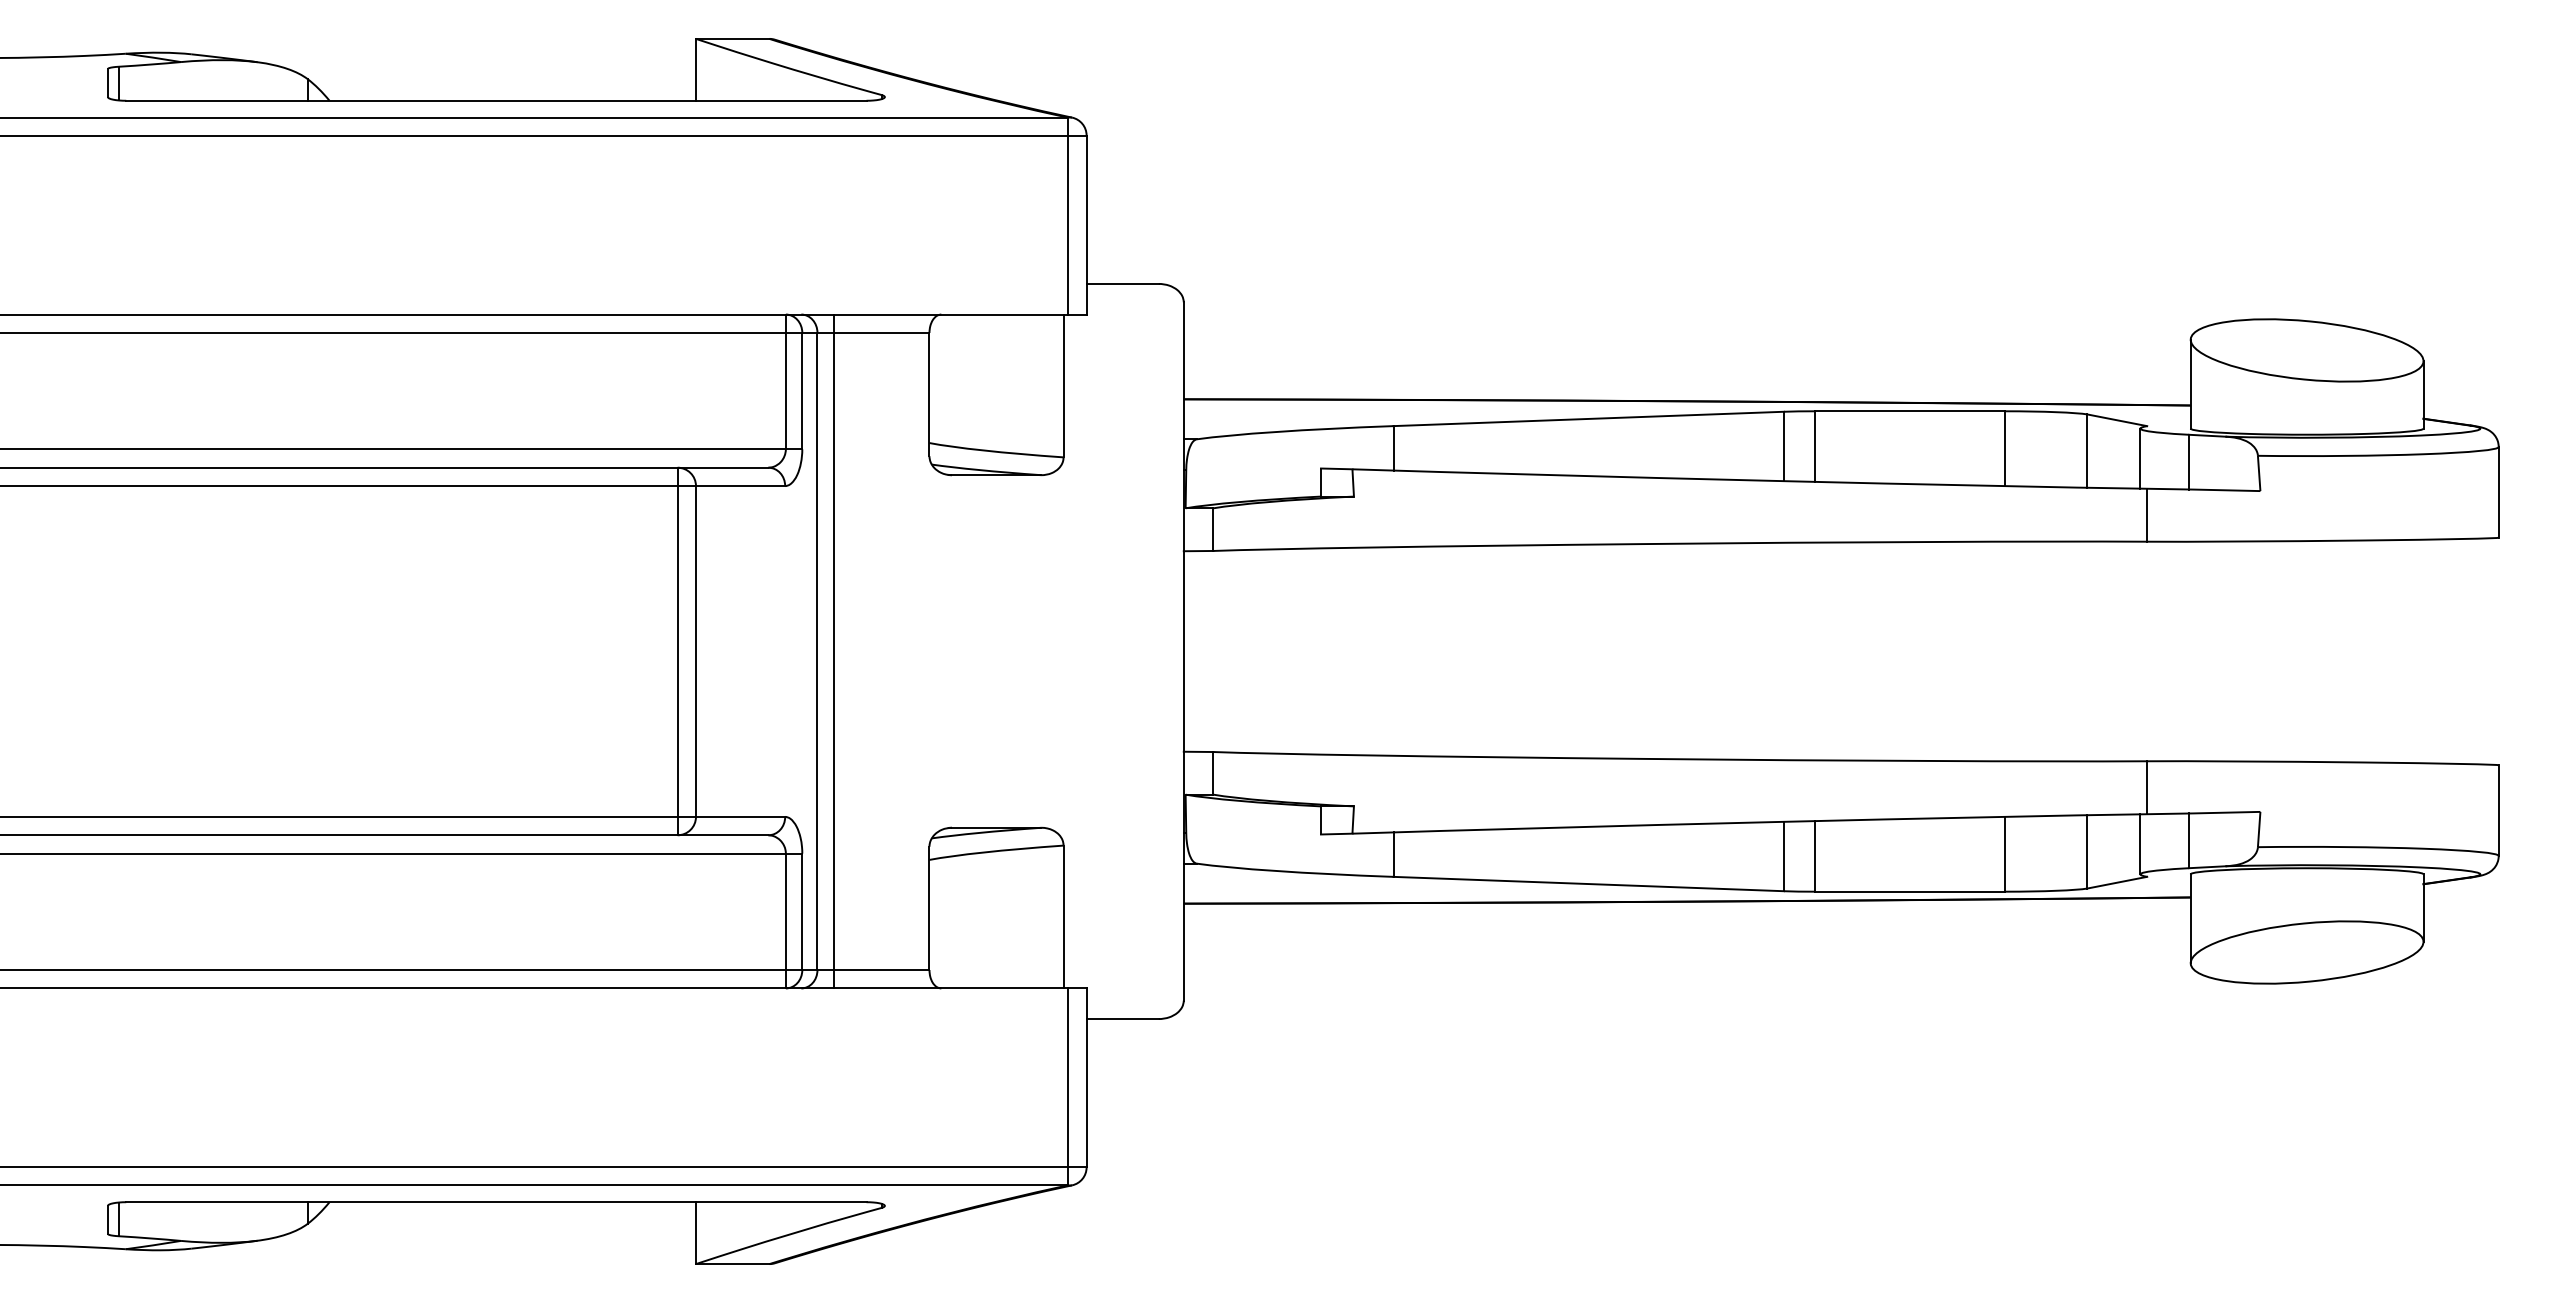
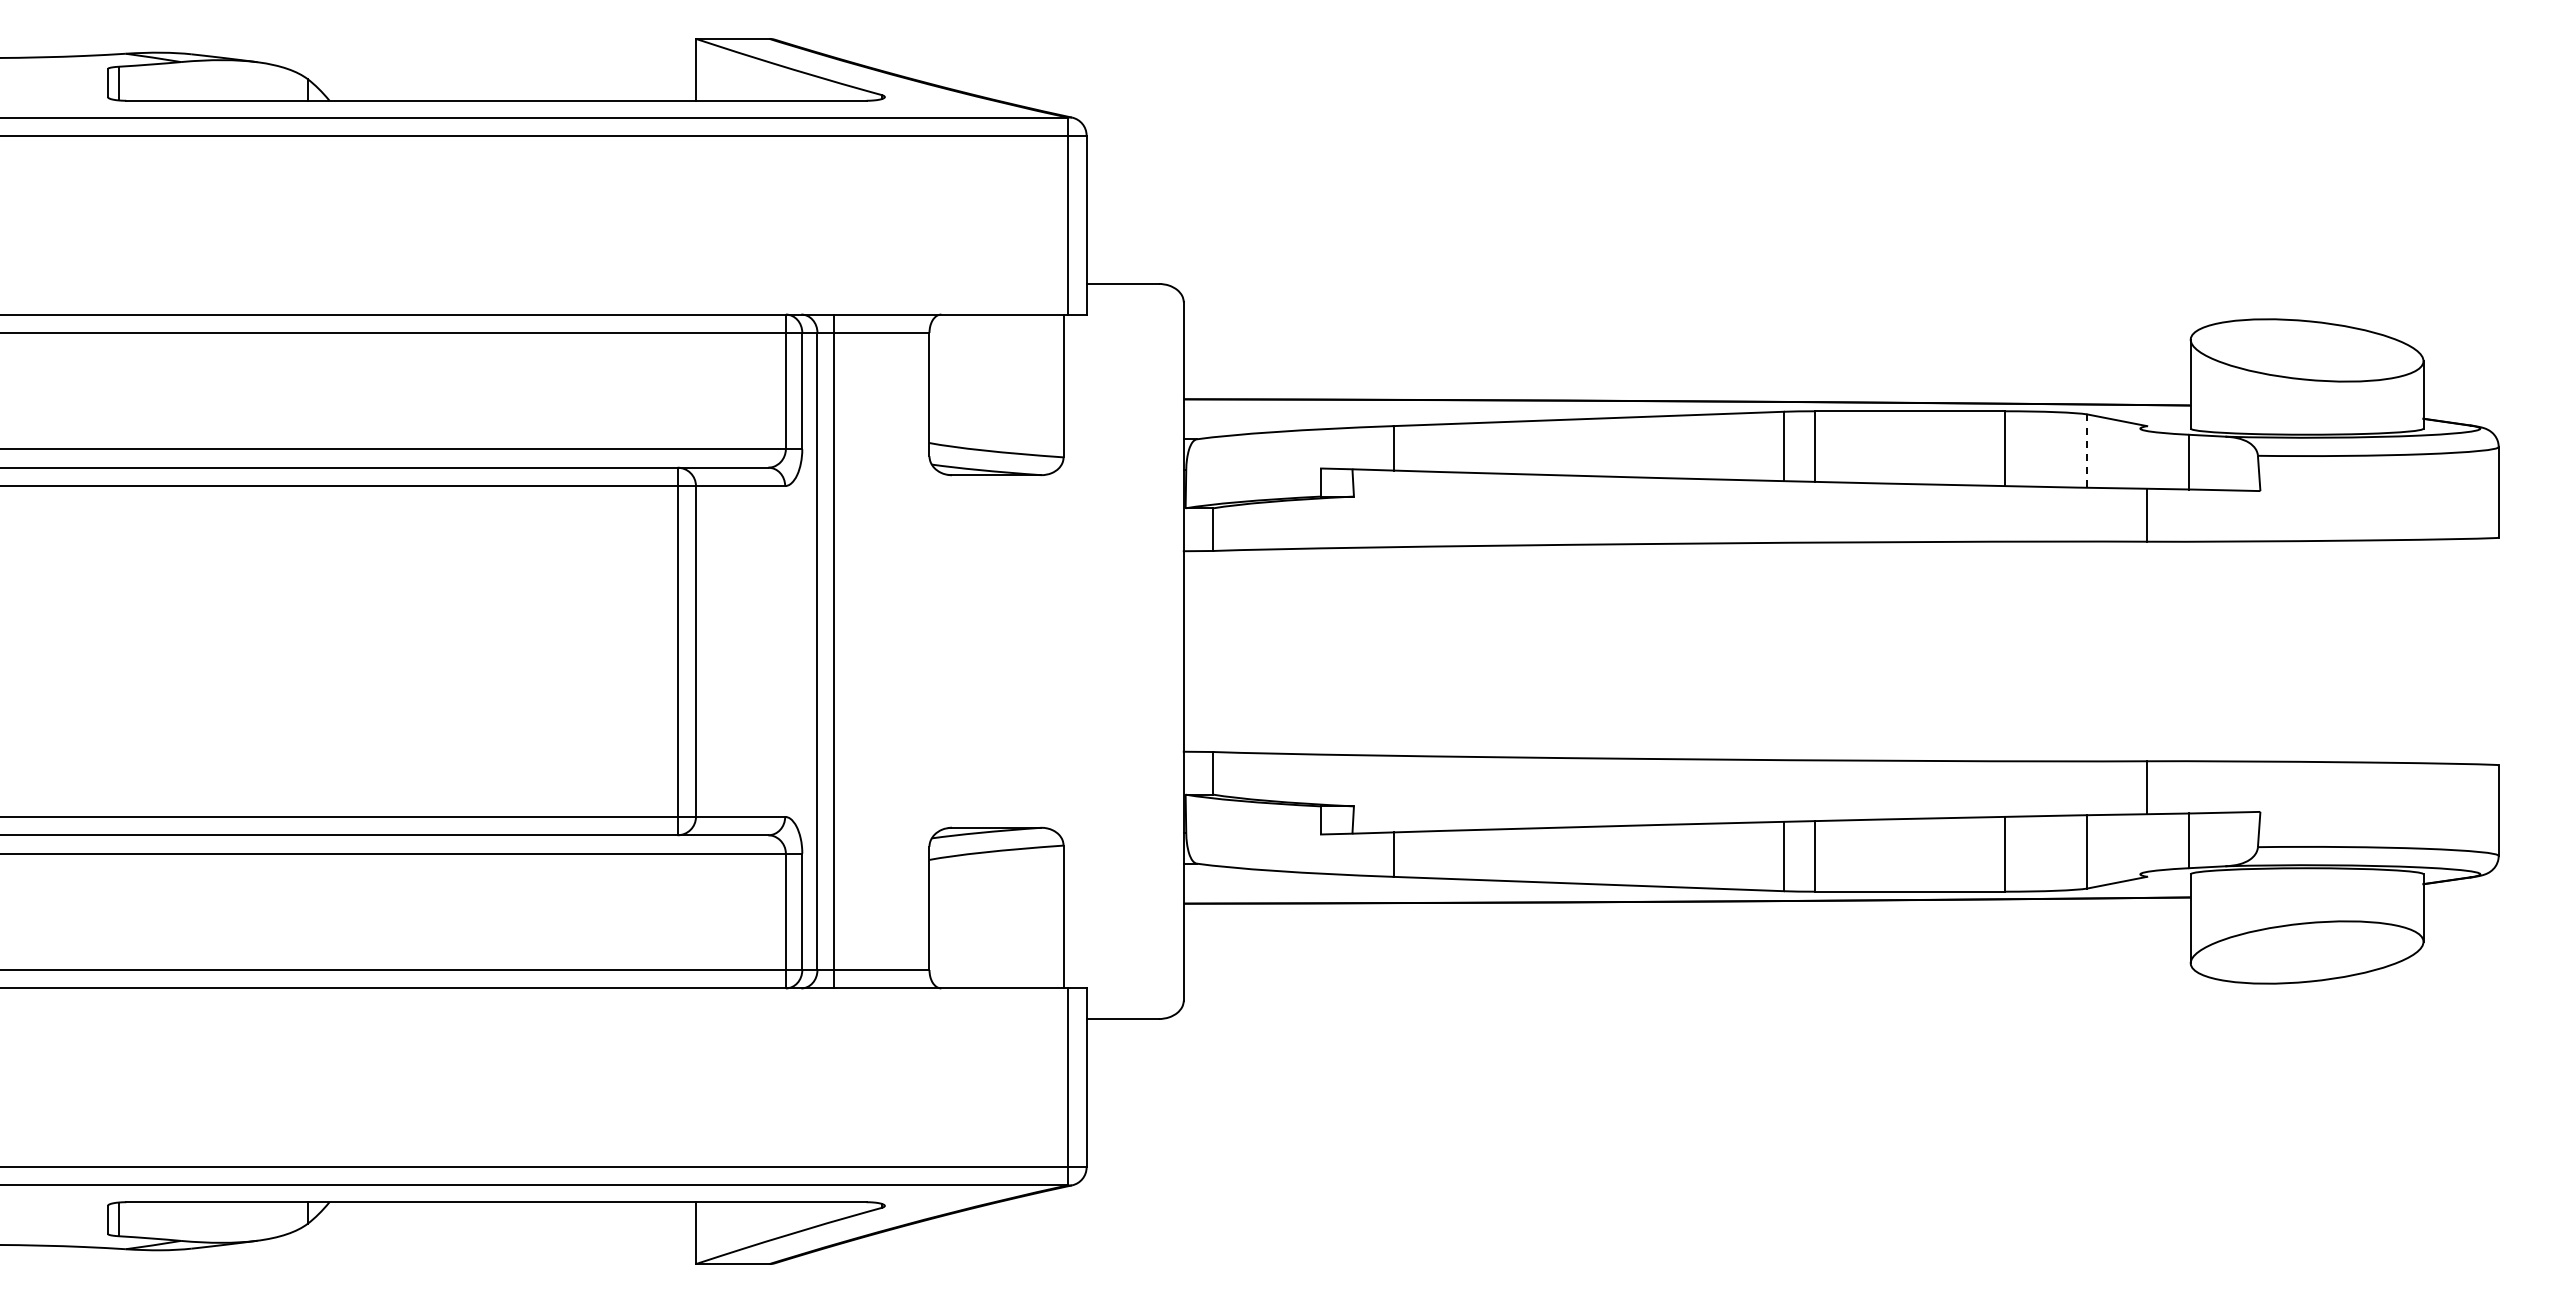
line: solid -> dashed (2087, 451)
line: present -> none (2140, 458)
line: present -> none (2140, 844)
